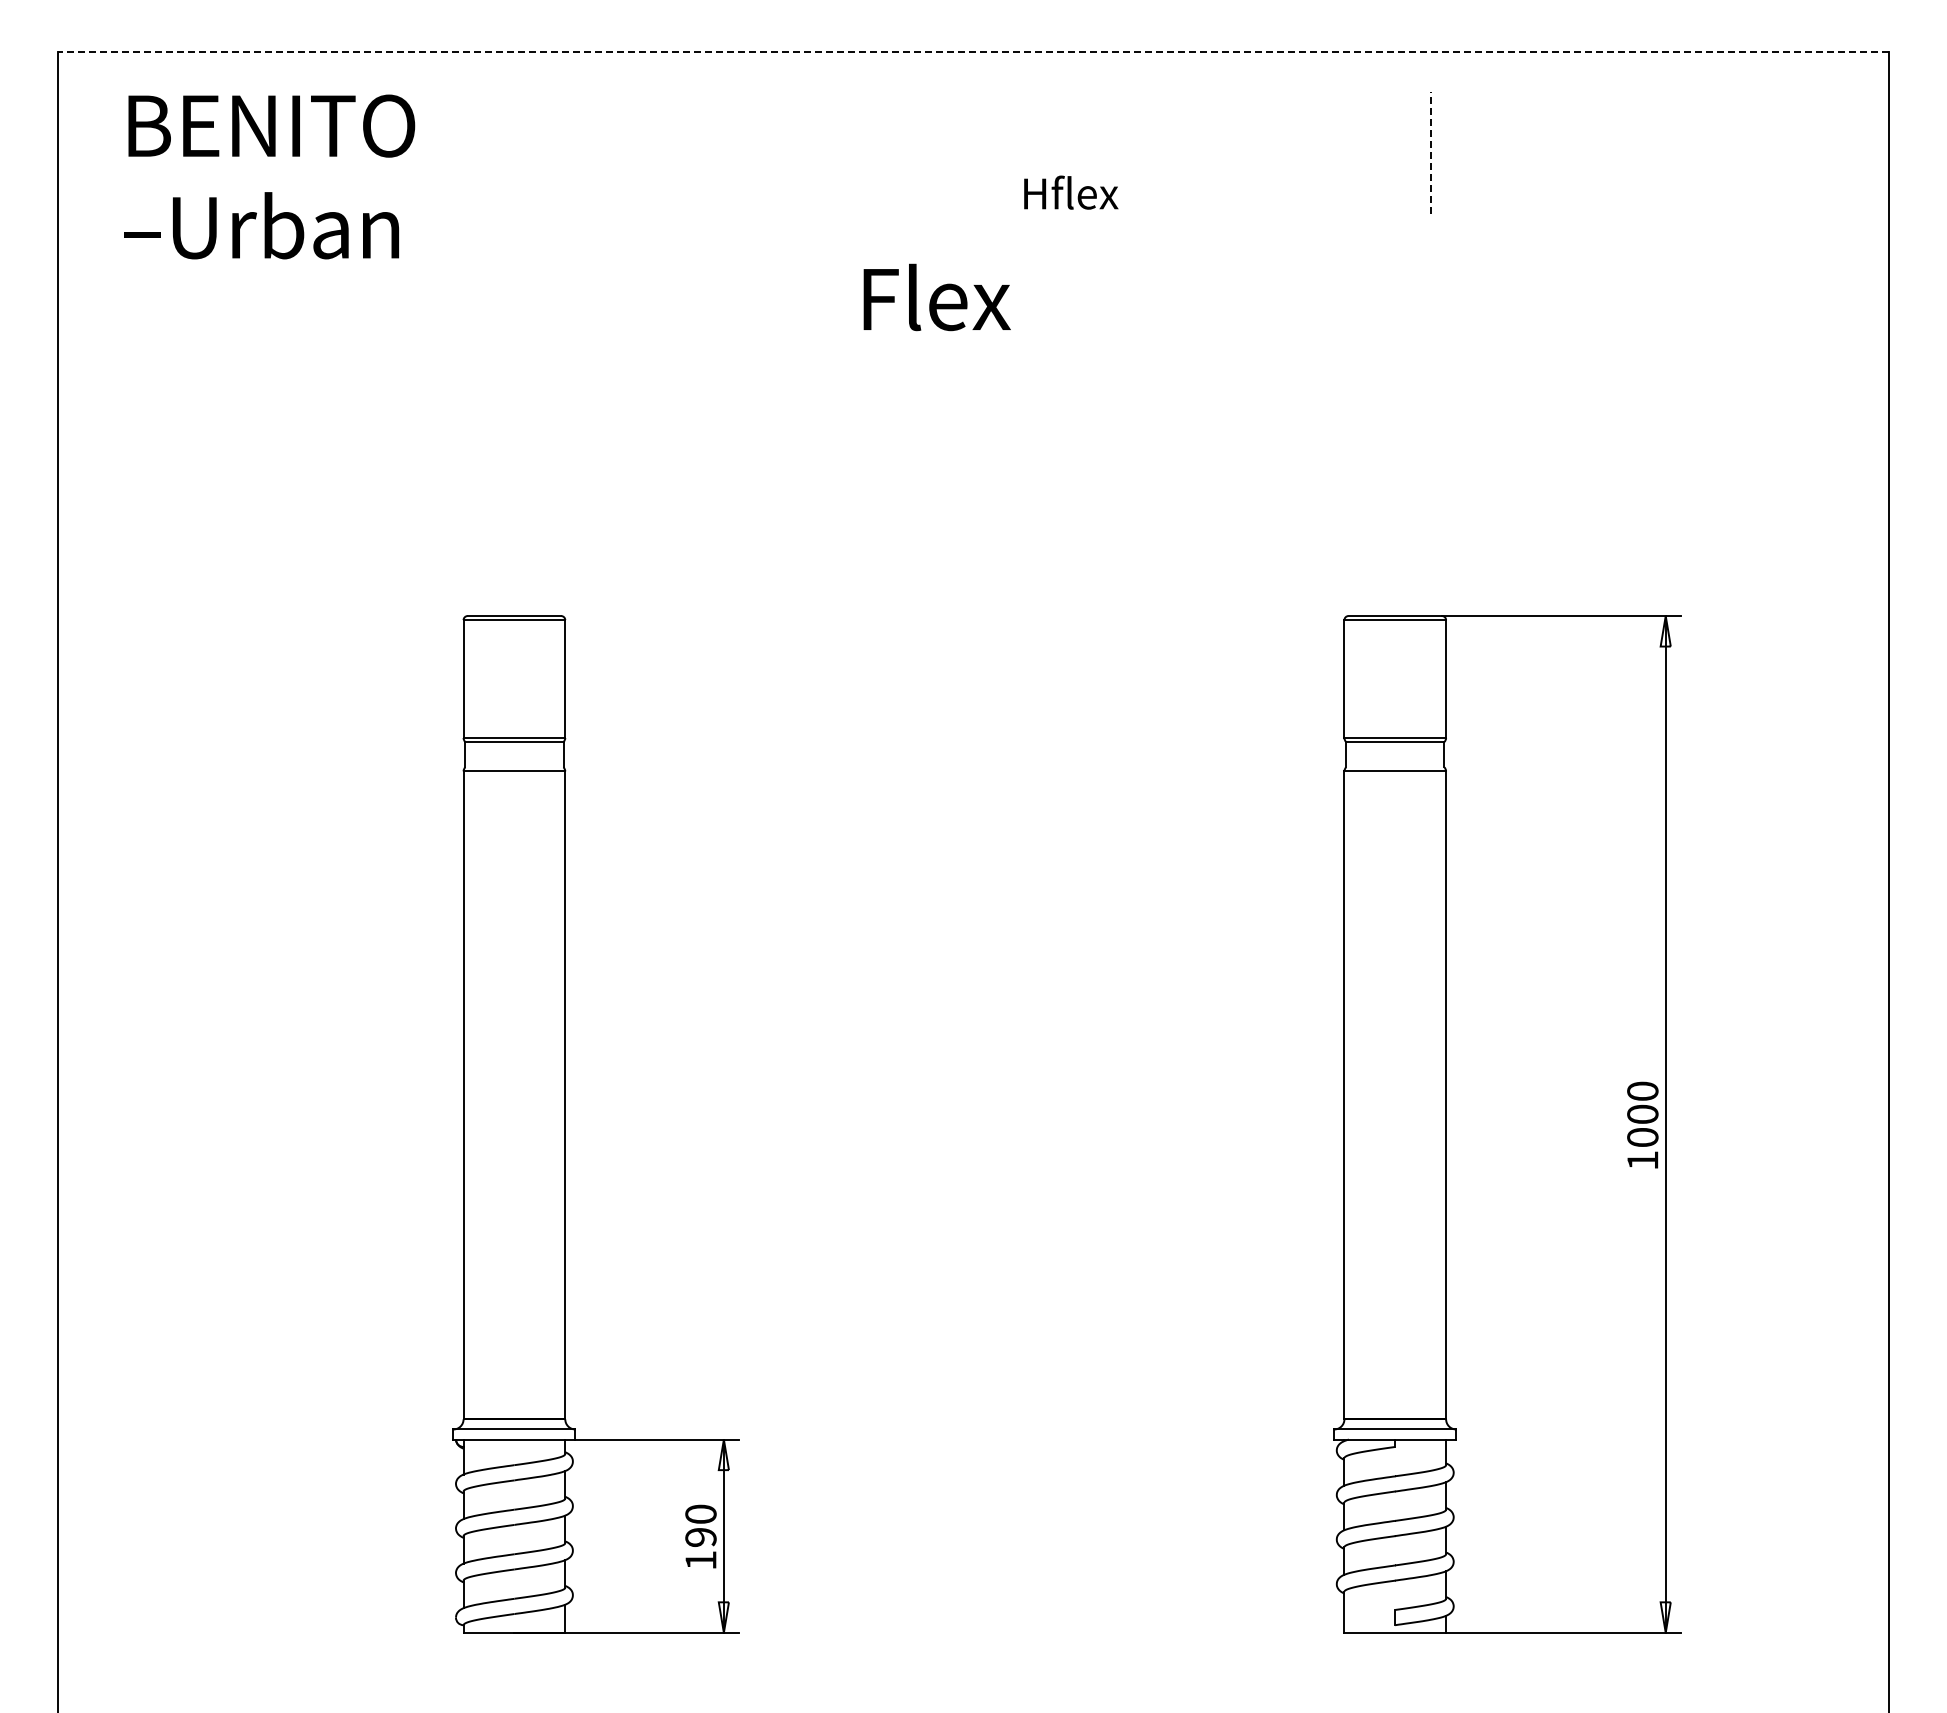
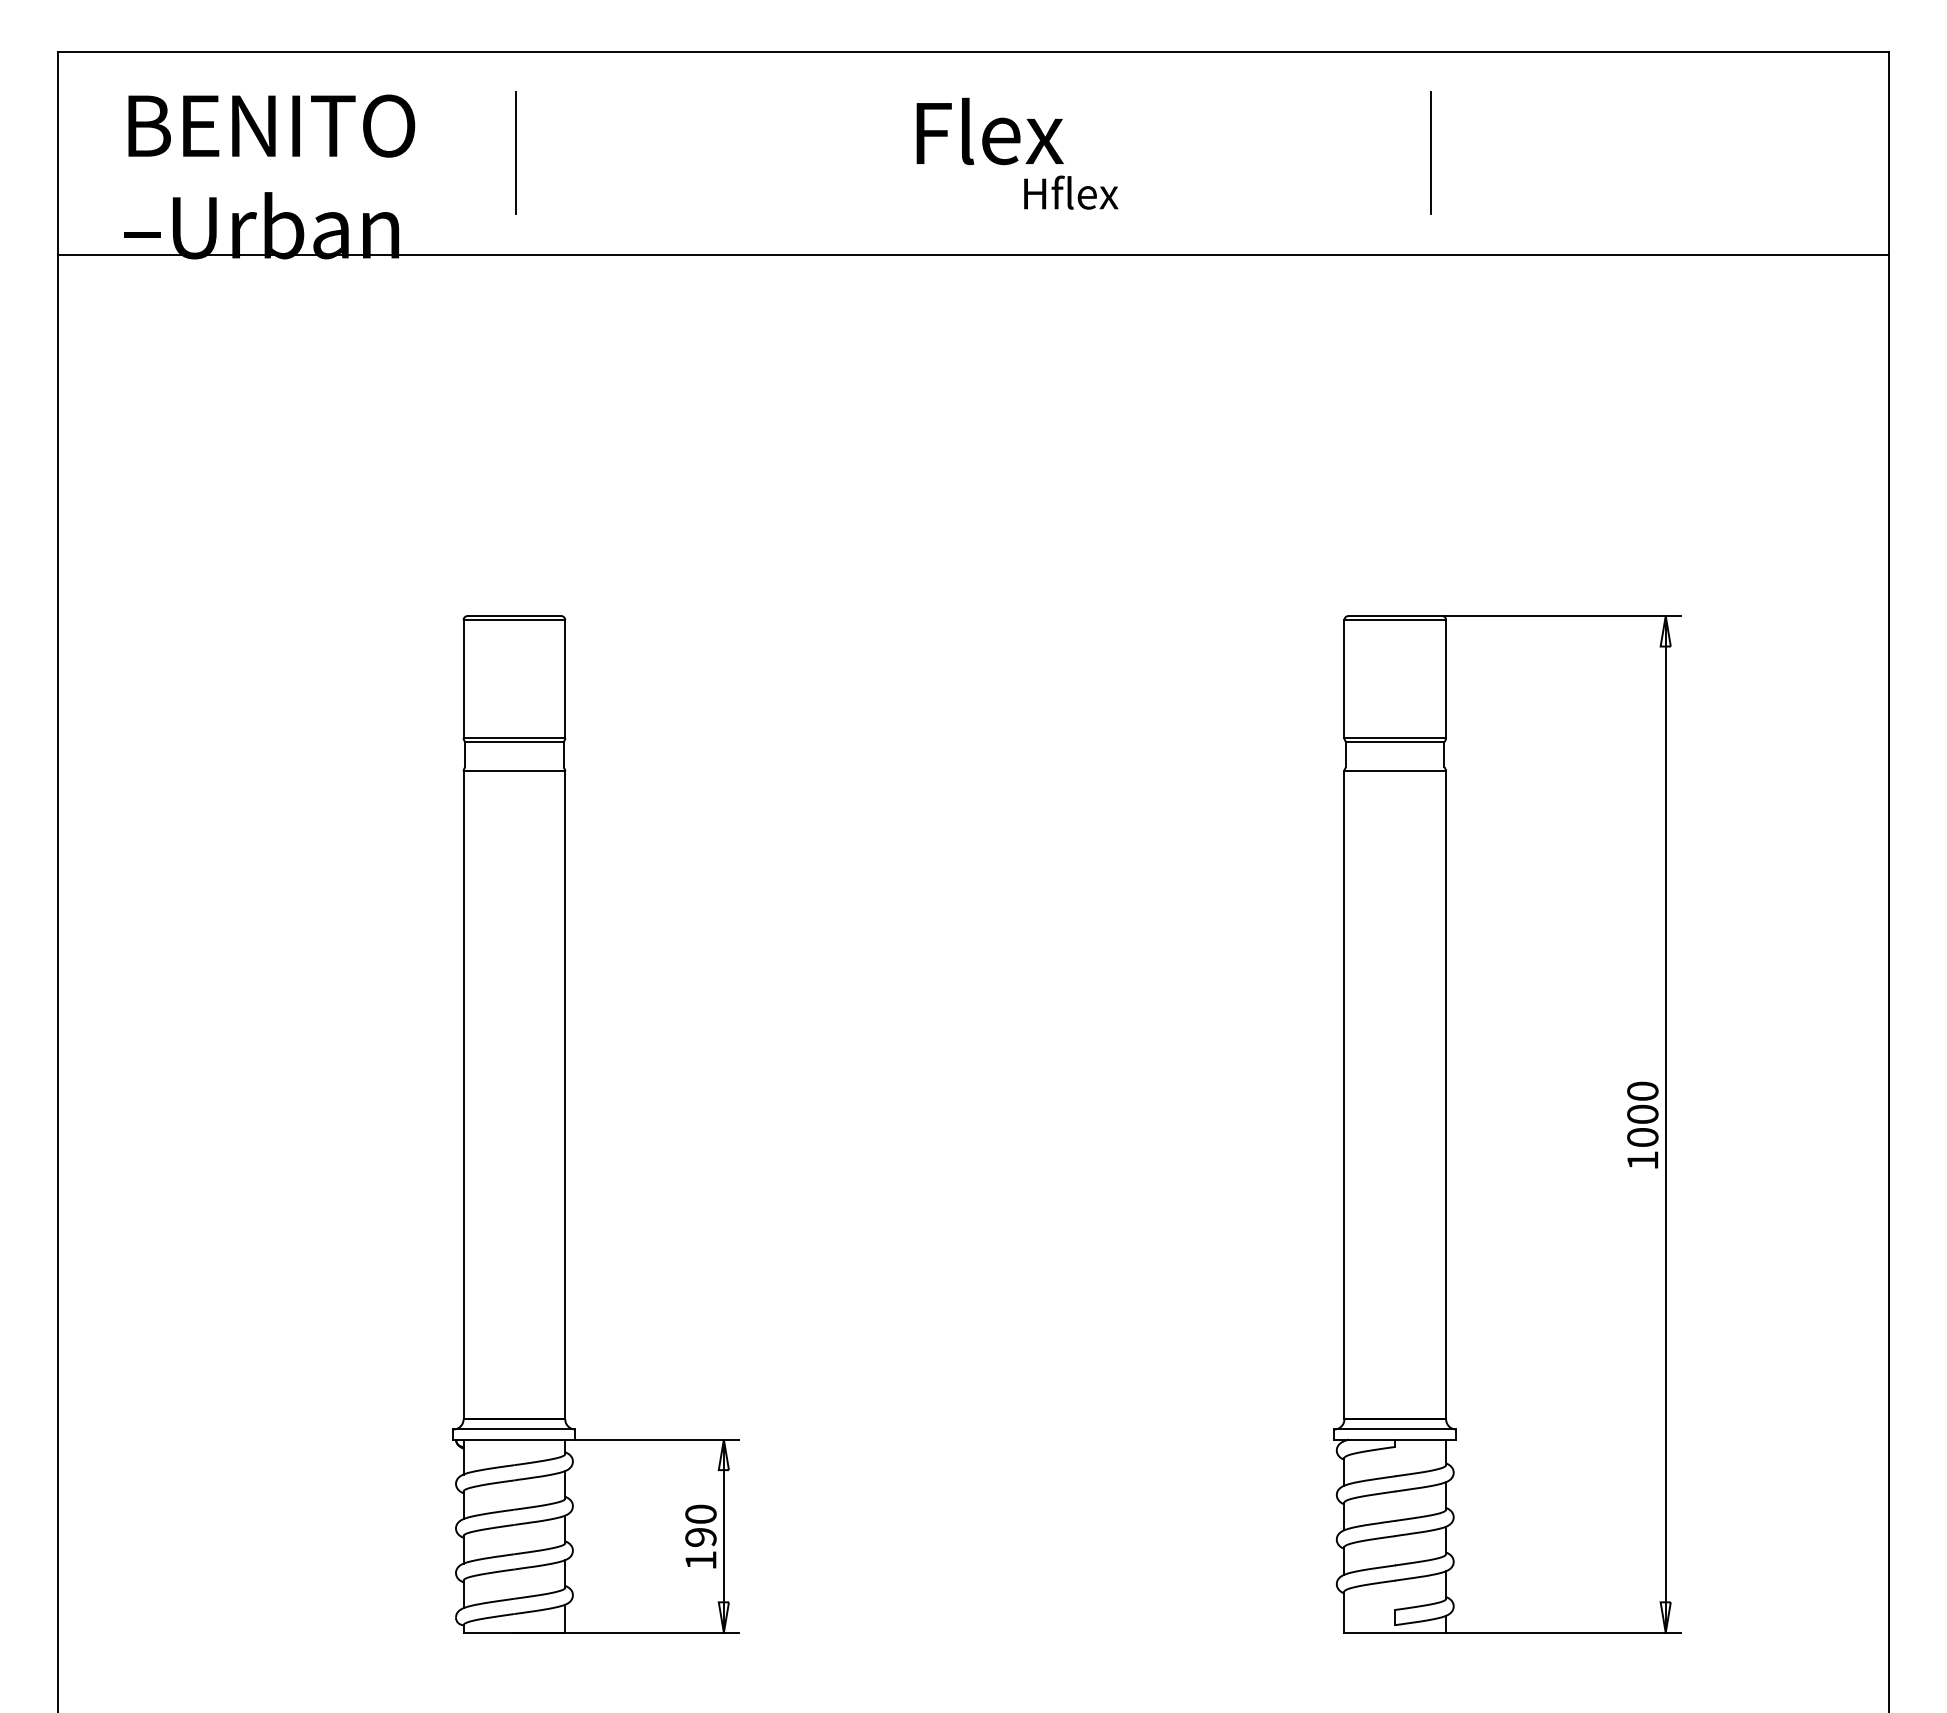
line: dashed -> solid (973, 51)
line: dashed -> solid (1431, 152)
line: none -> present (515, 153)
line: none -> present (973, 254)
text position: (936, 297) -> (989, 131) (989, 131)
